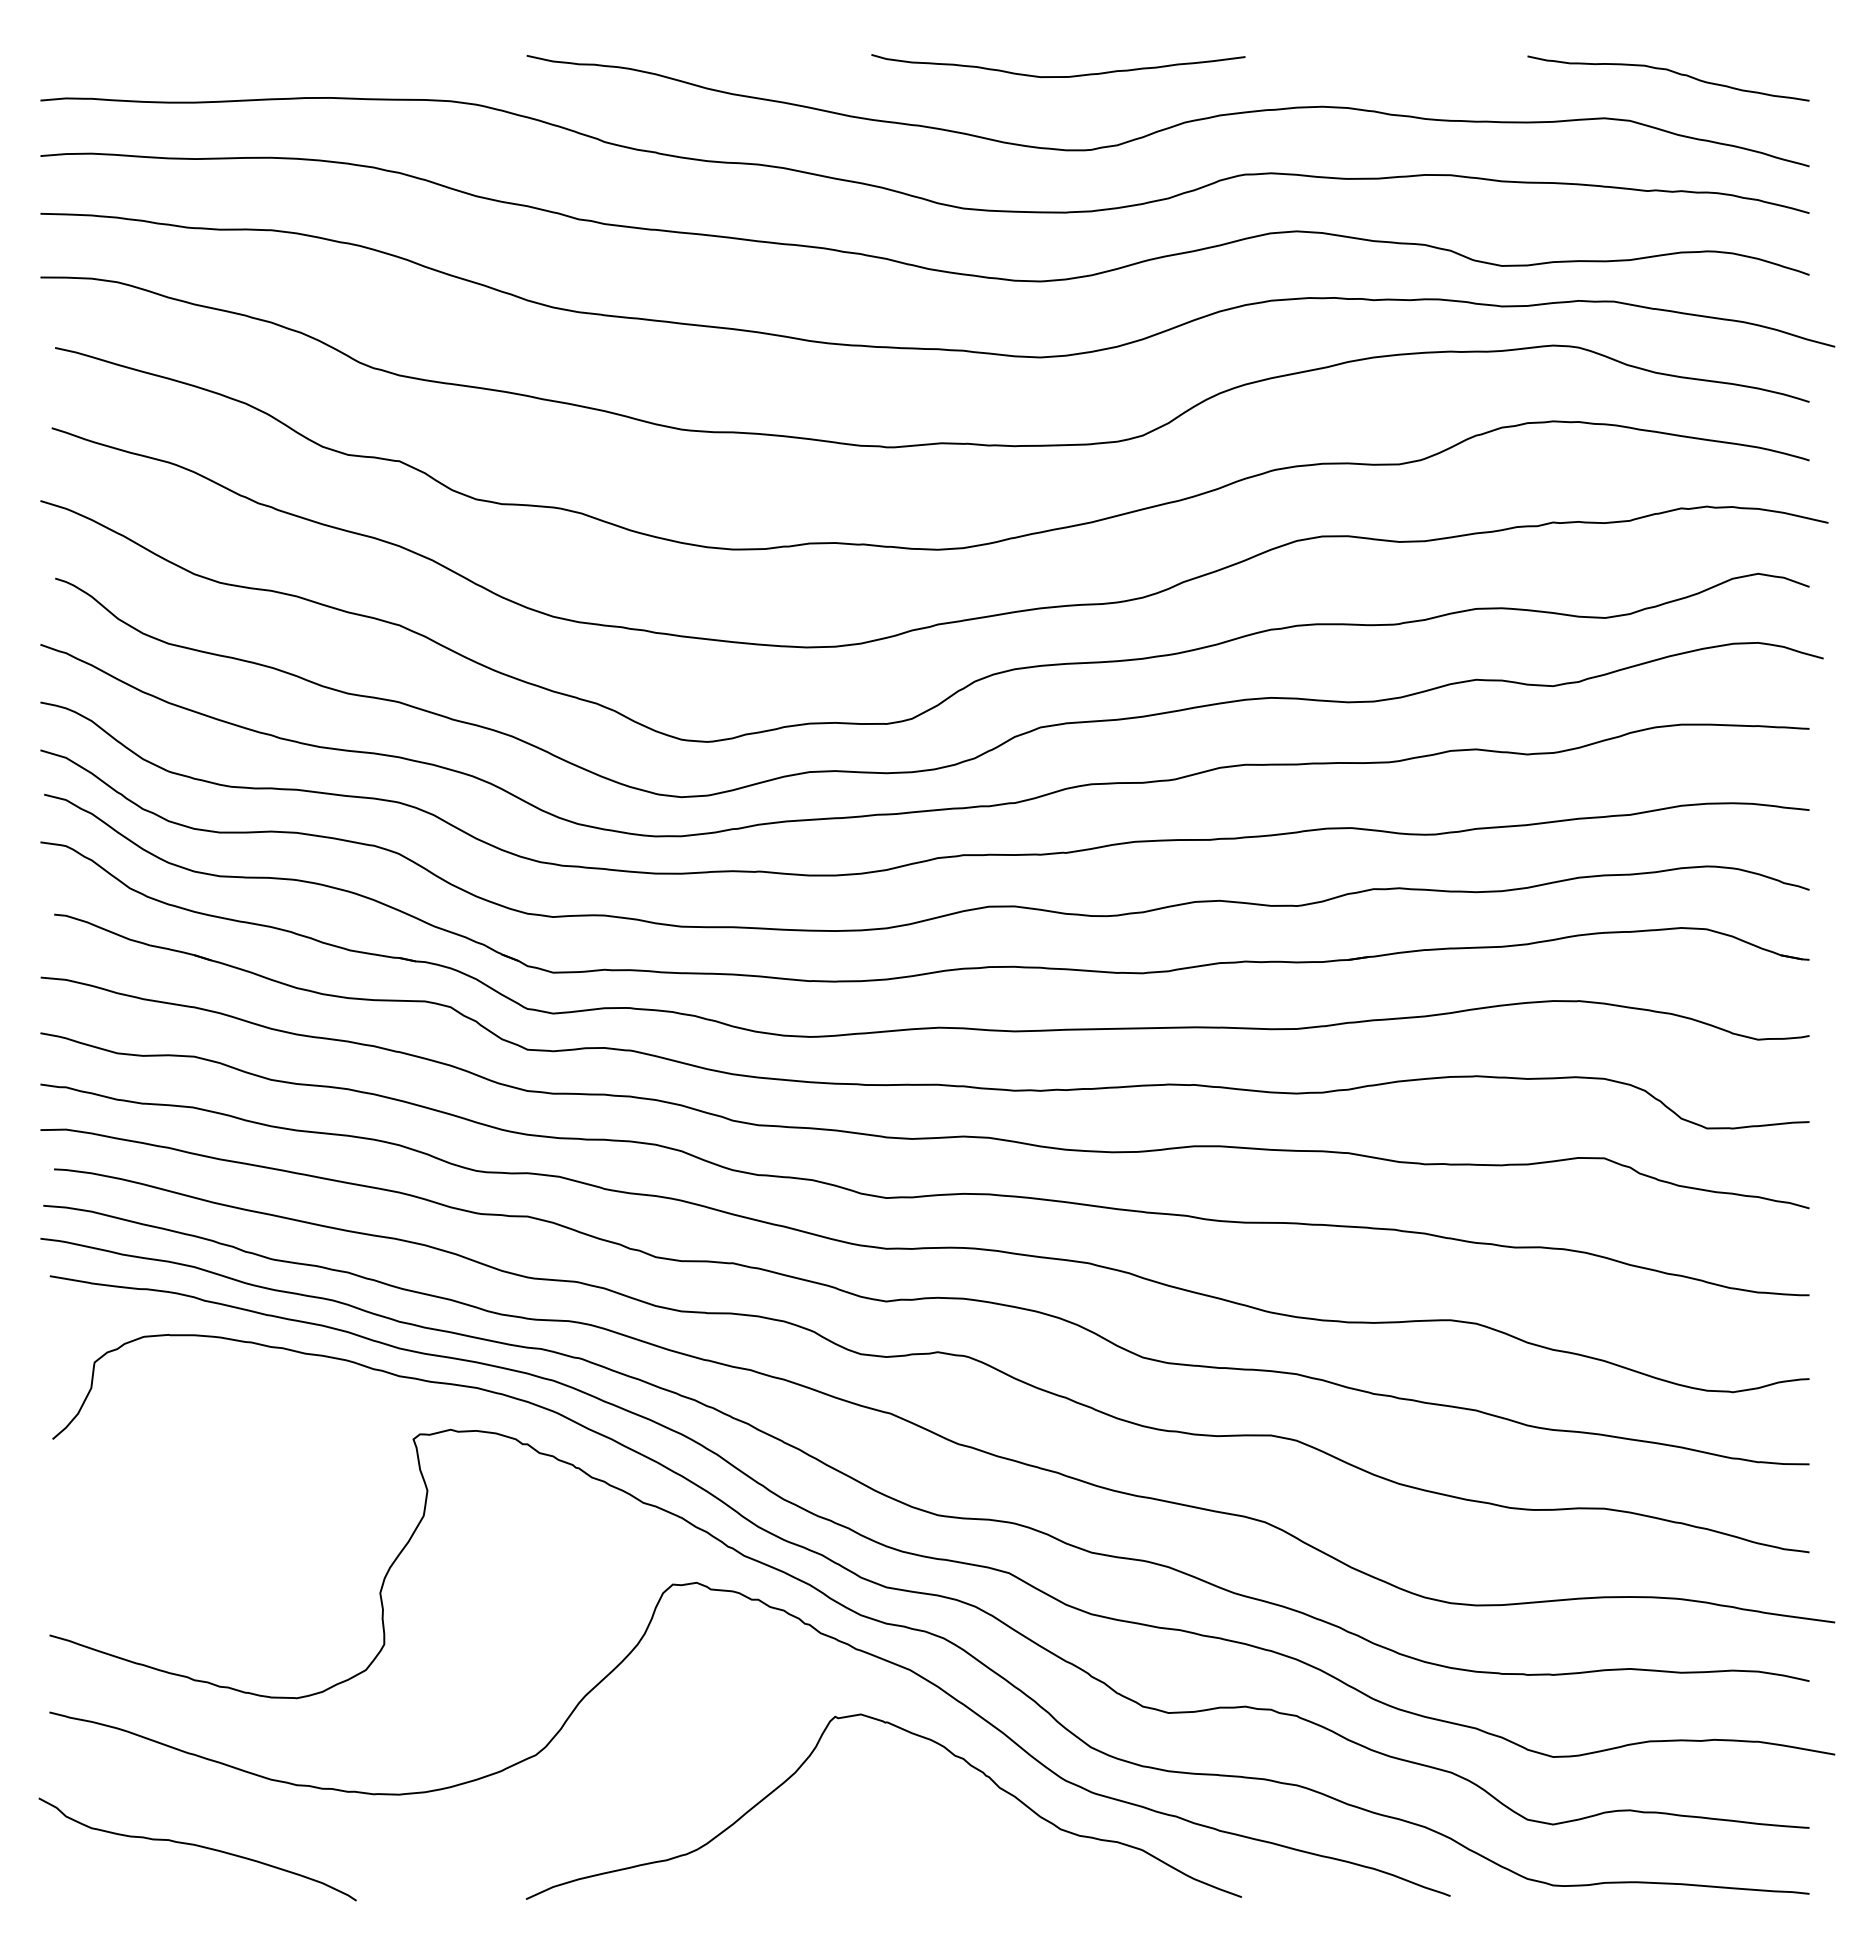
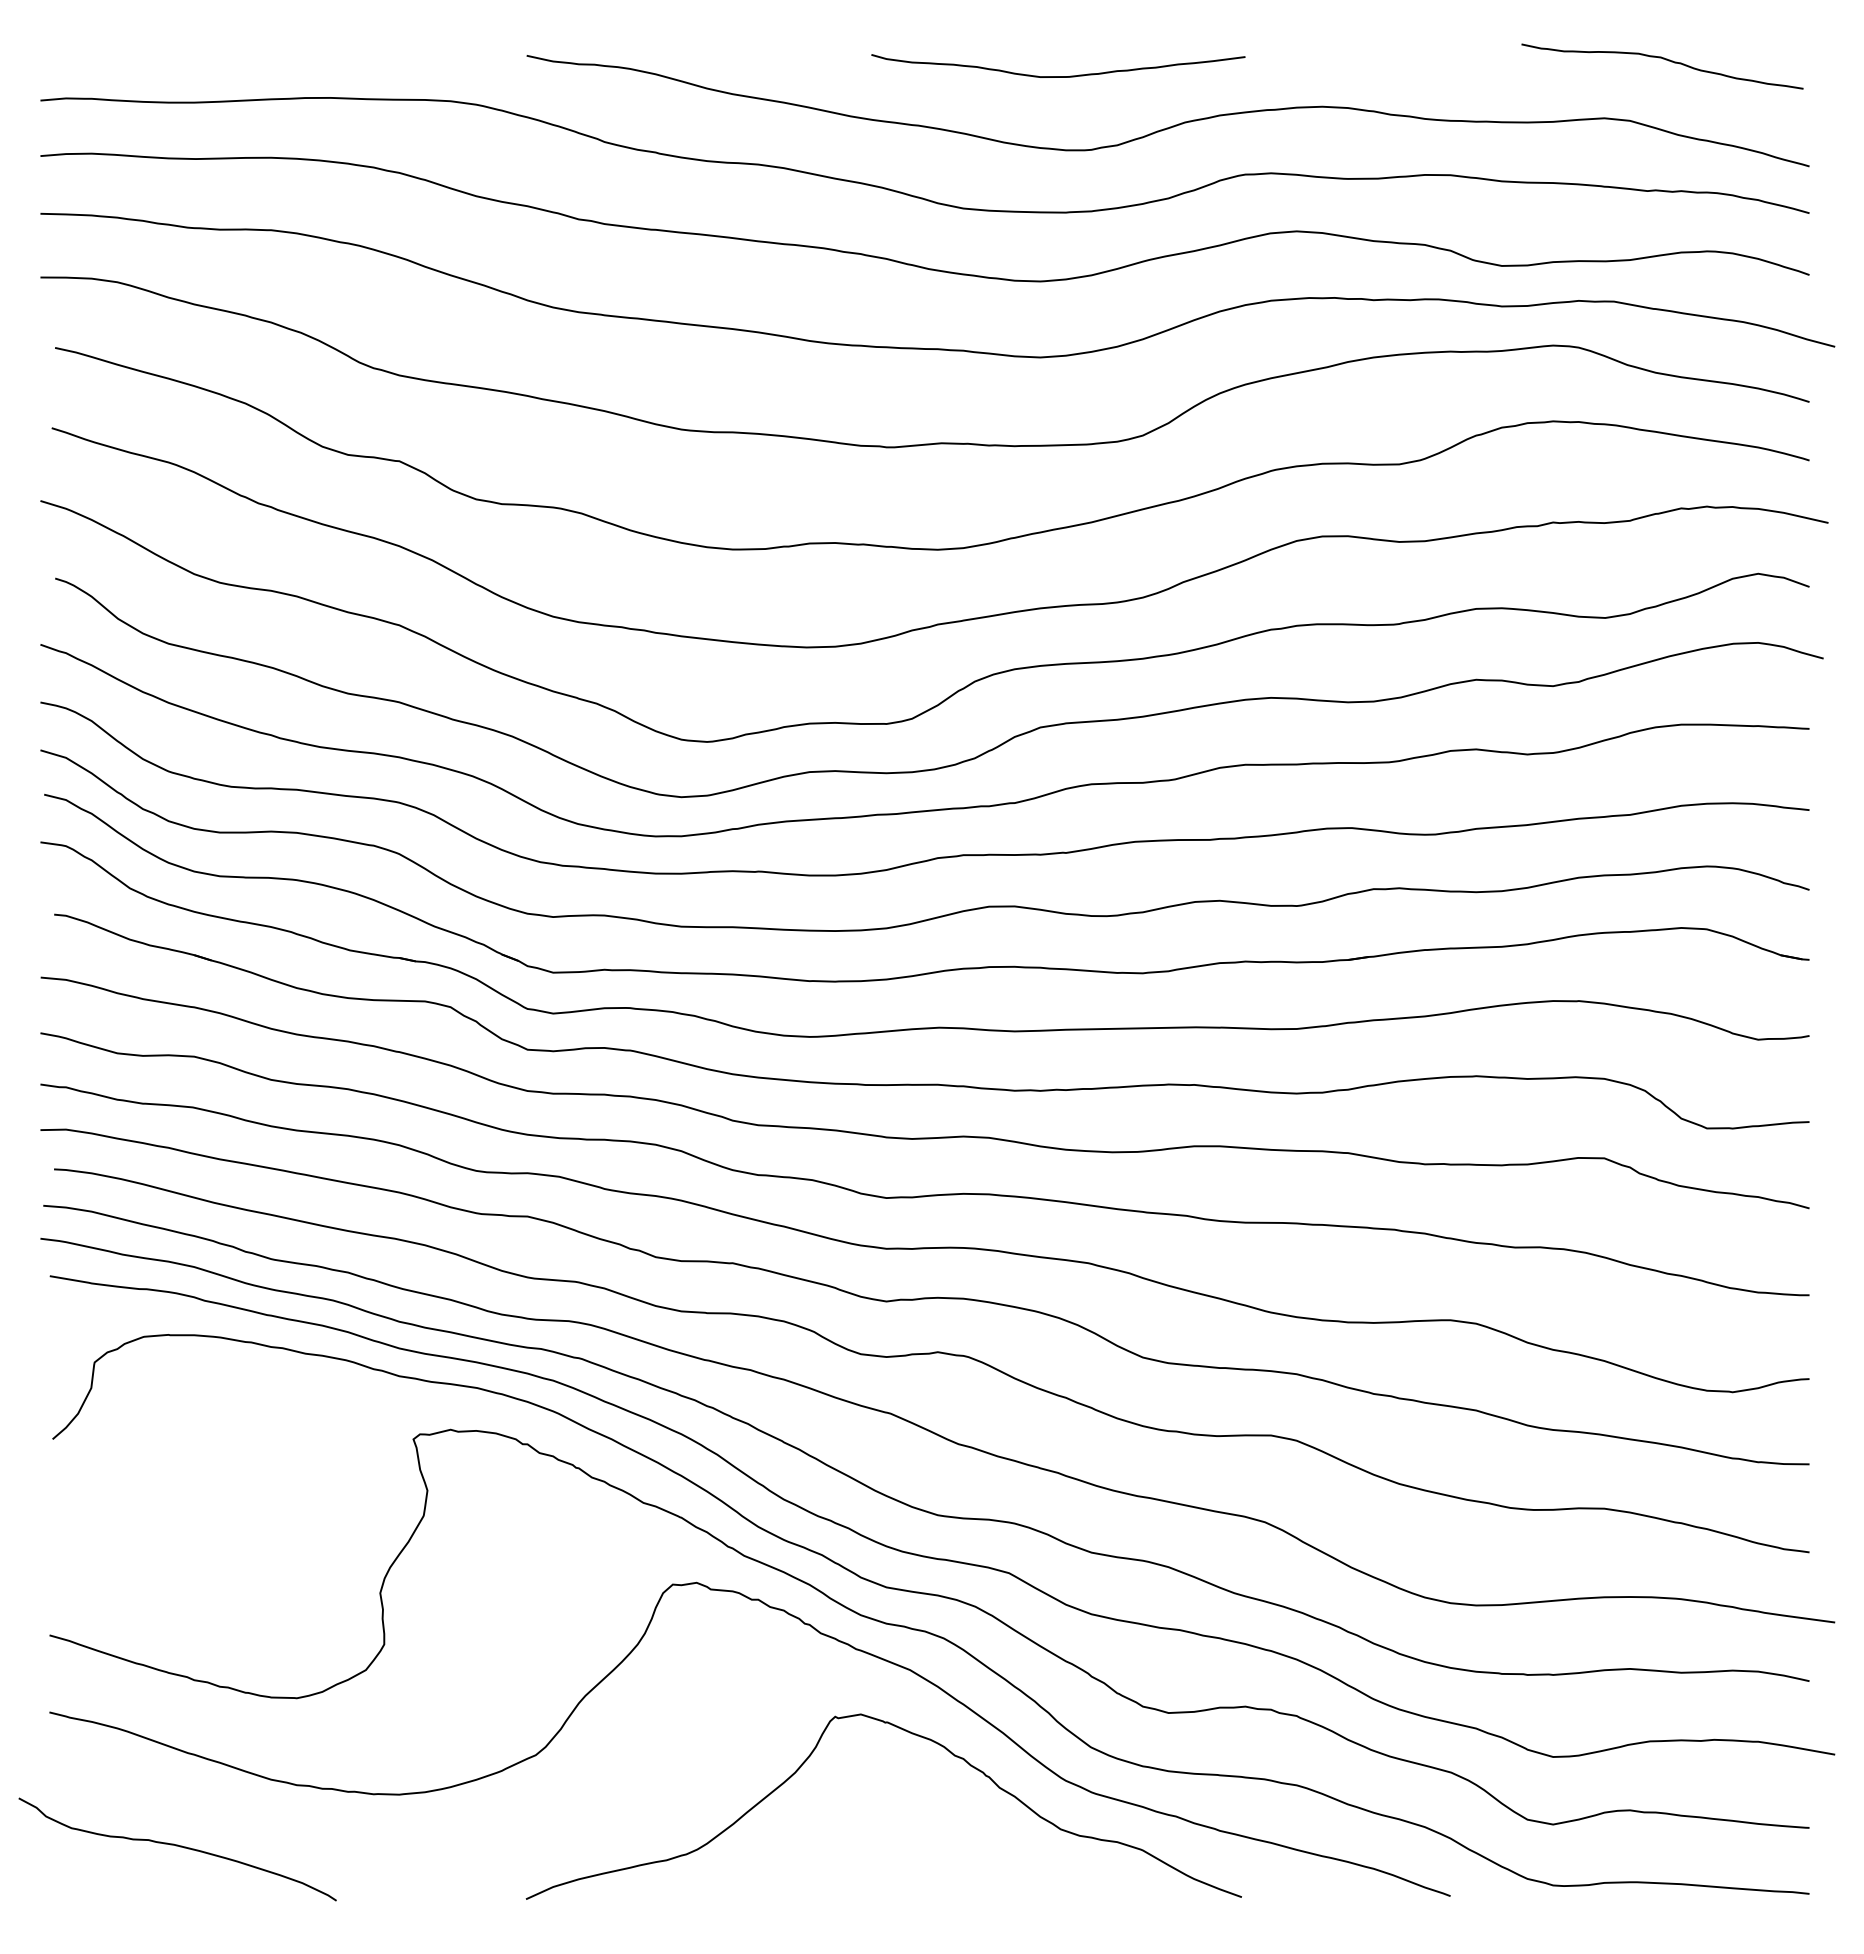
curve position: (1671, 72) -> (1665, 60) (1665, 60)
curve position: (197, 1846) -> (177, 1846) (177, 1846)
